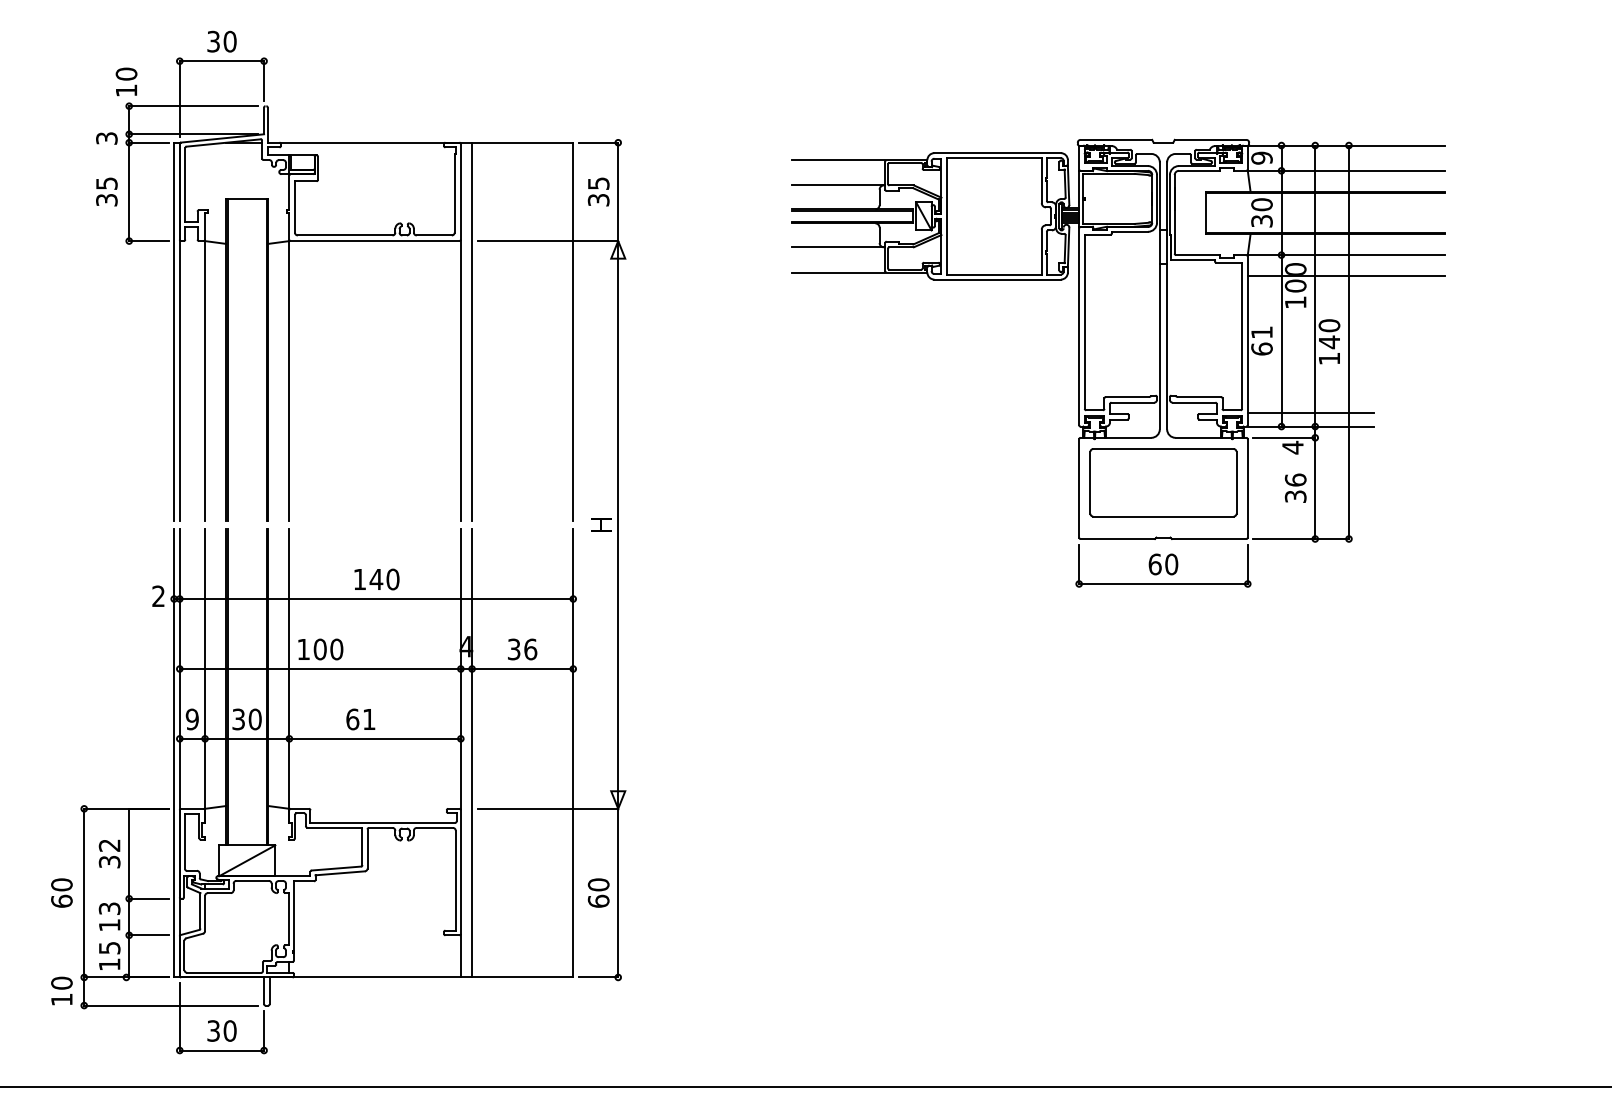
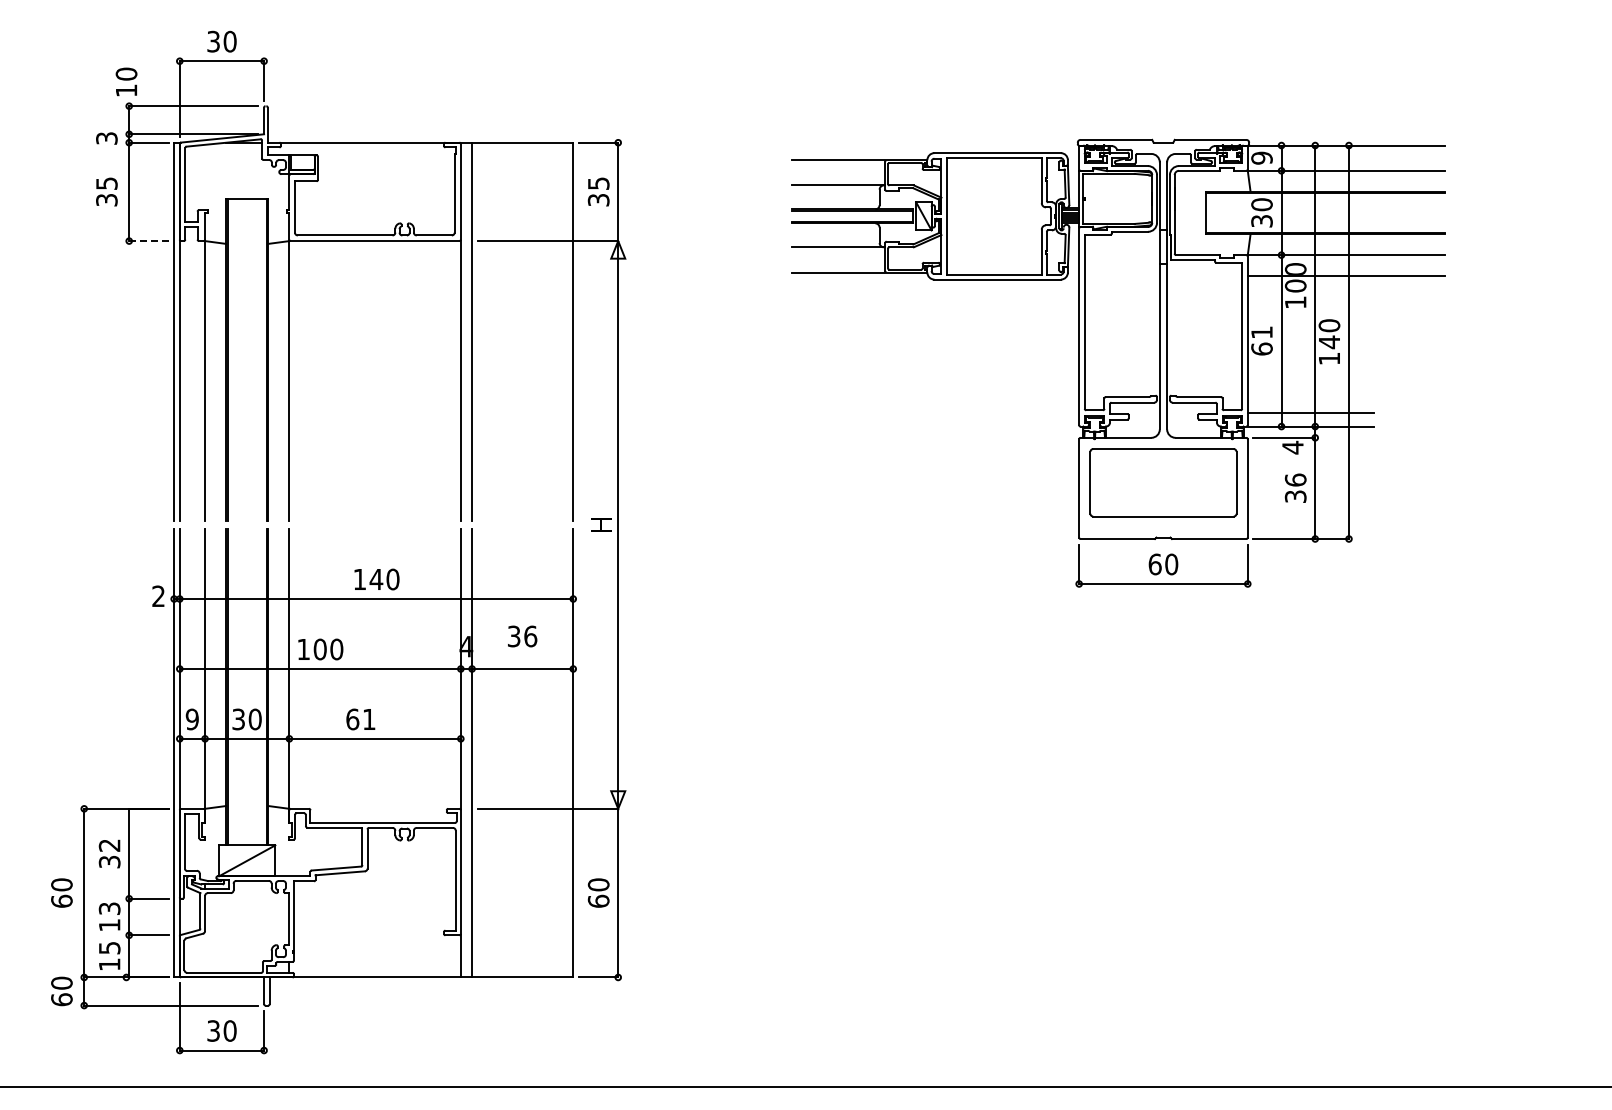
line: solid -> dashed (148, 241)
text position: (522, 649) -> (522, 636) (522, 636)
text: 10 -> 60 (61, 999)
